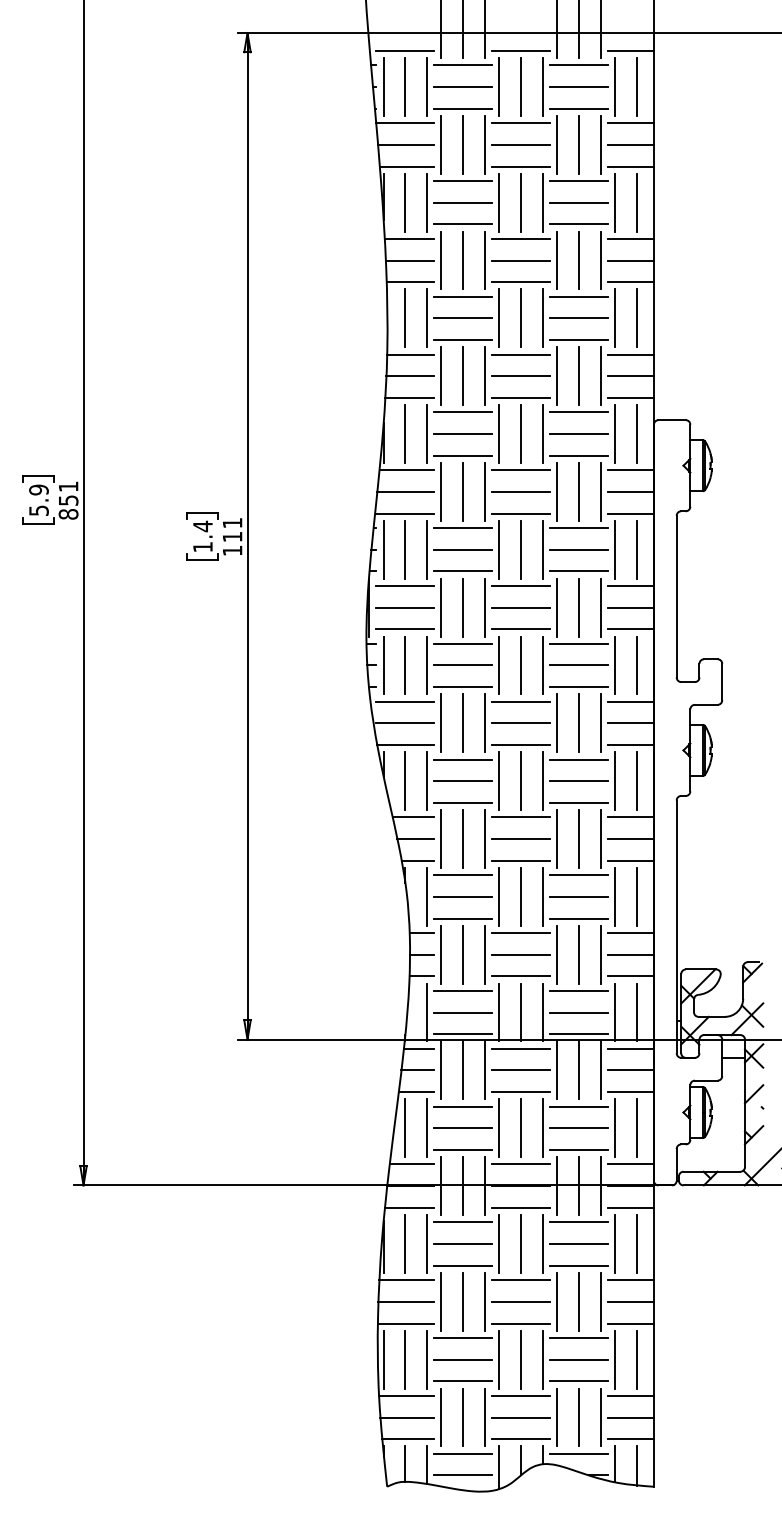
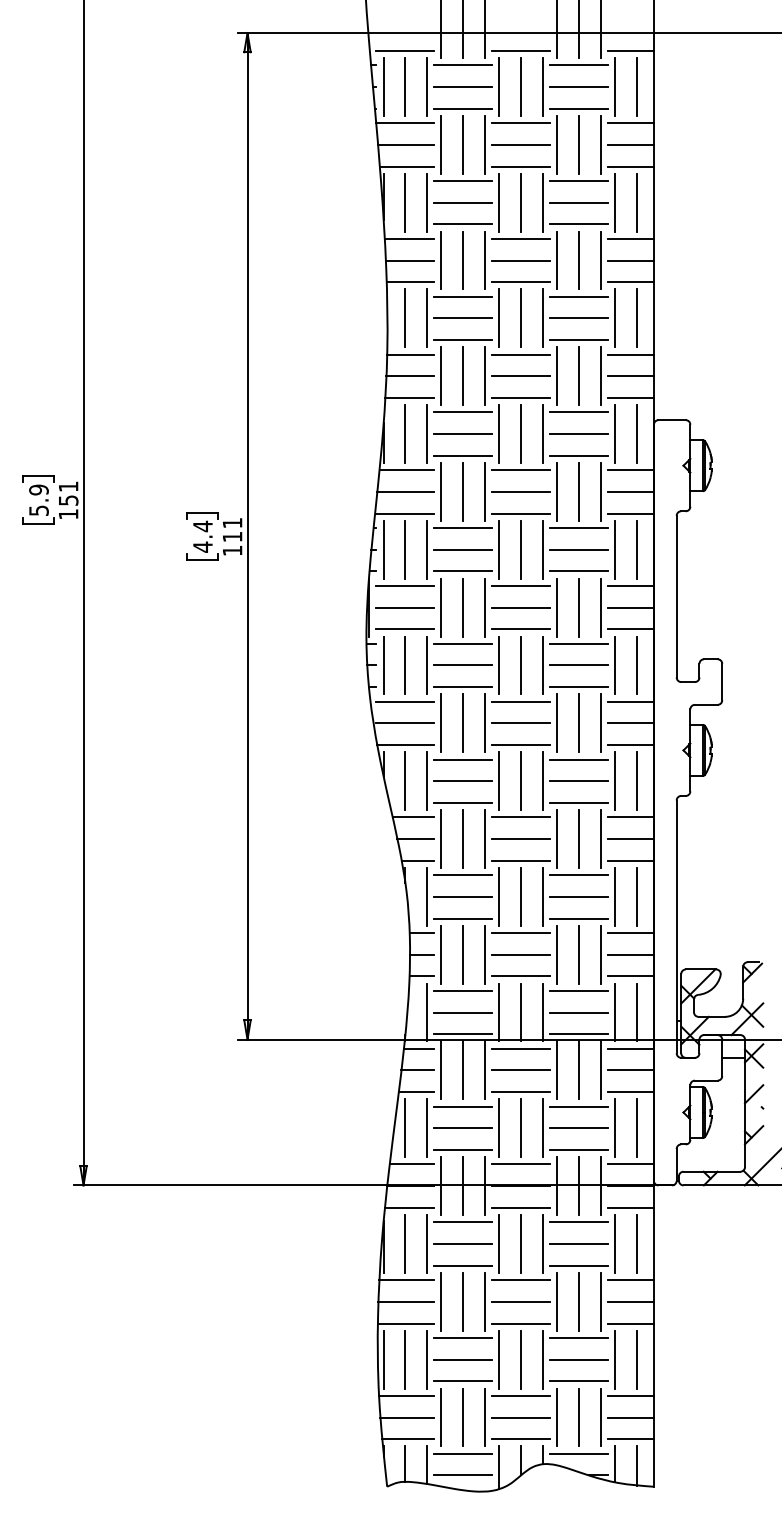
text: 851 -> 151 (68, 514)
text: 1.4 -> 4.4 (202, 546)
